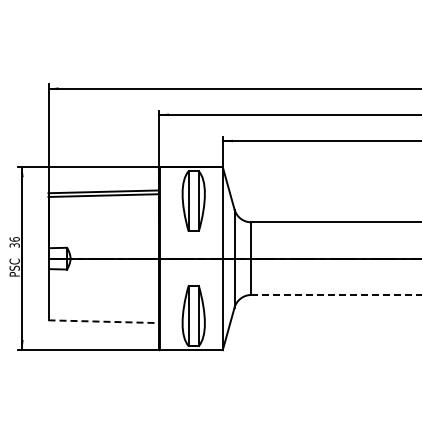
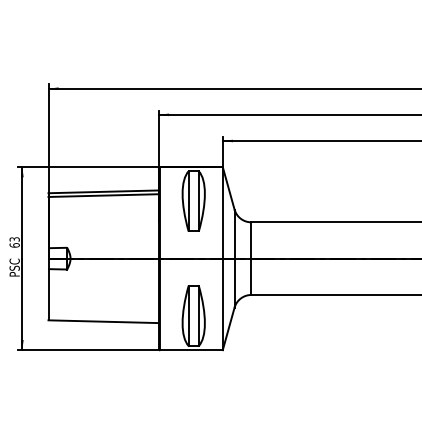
text: 36 -> 63 (14, 242)
line: dashed -> solid (336, 294)
line: dashed -> solid (104, 321)
